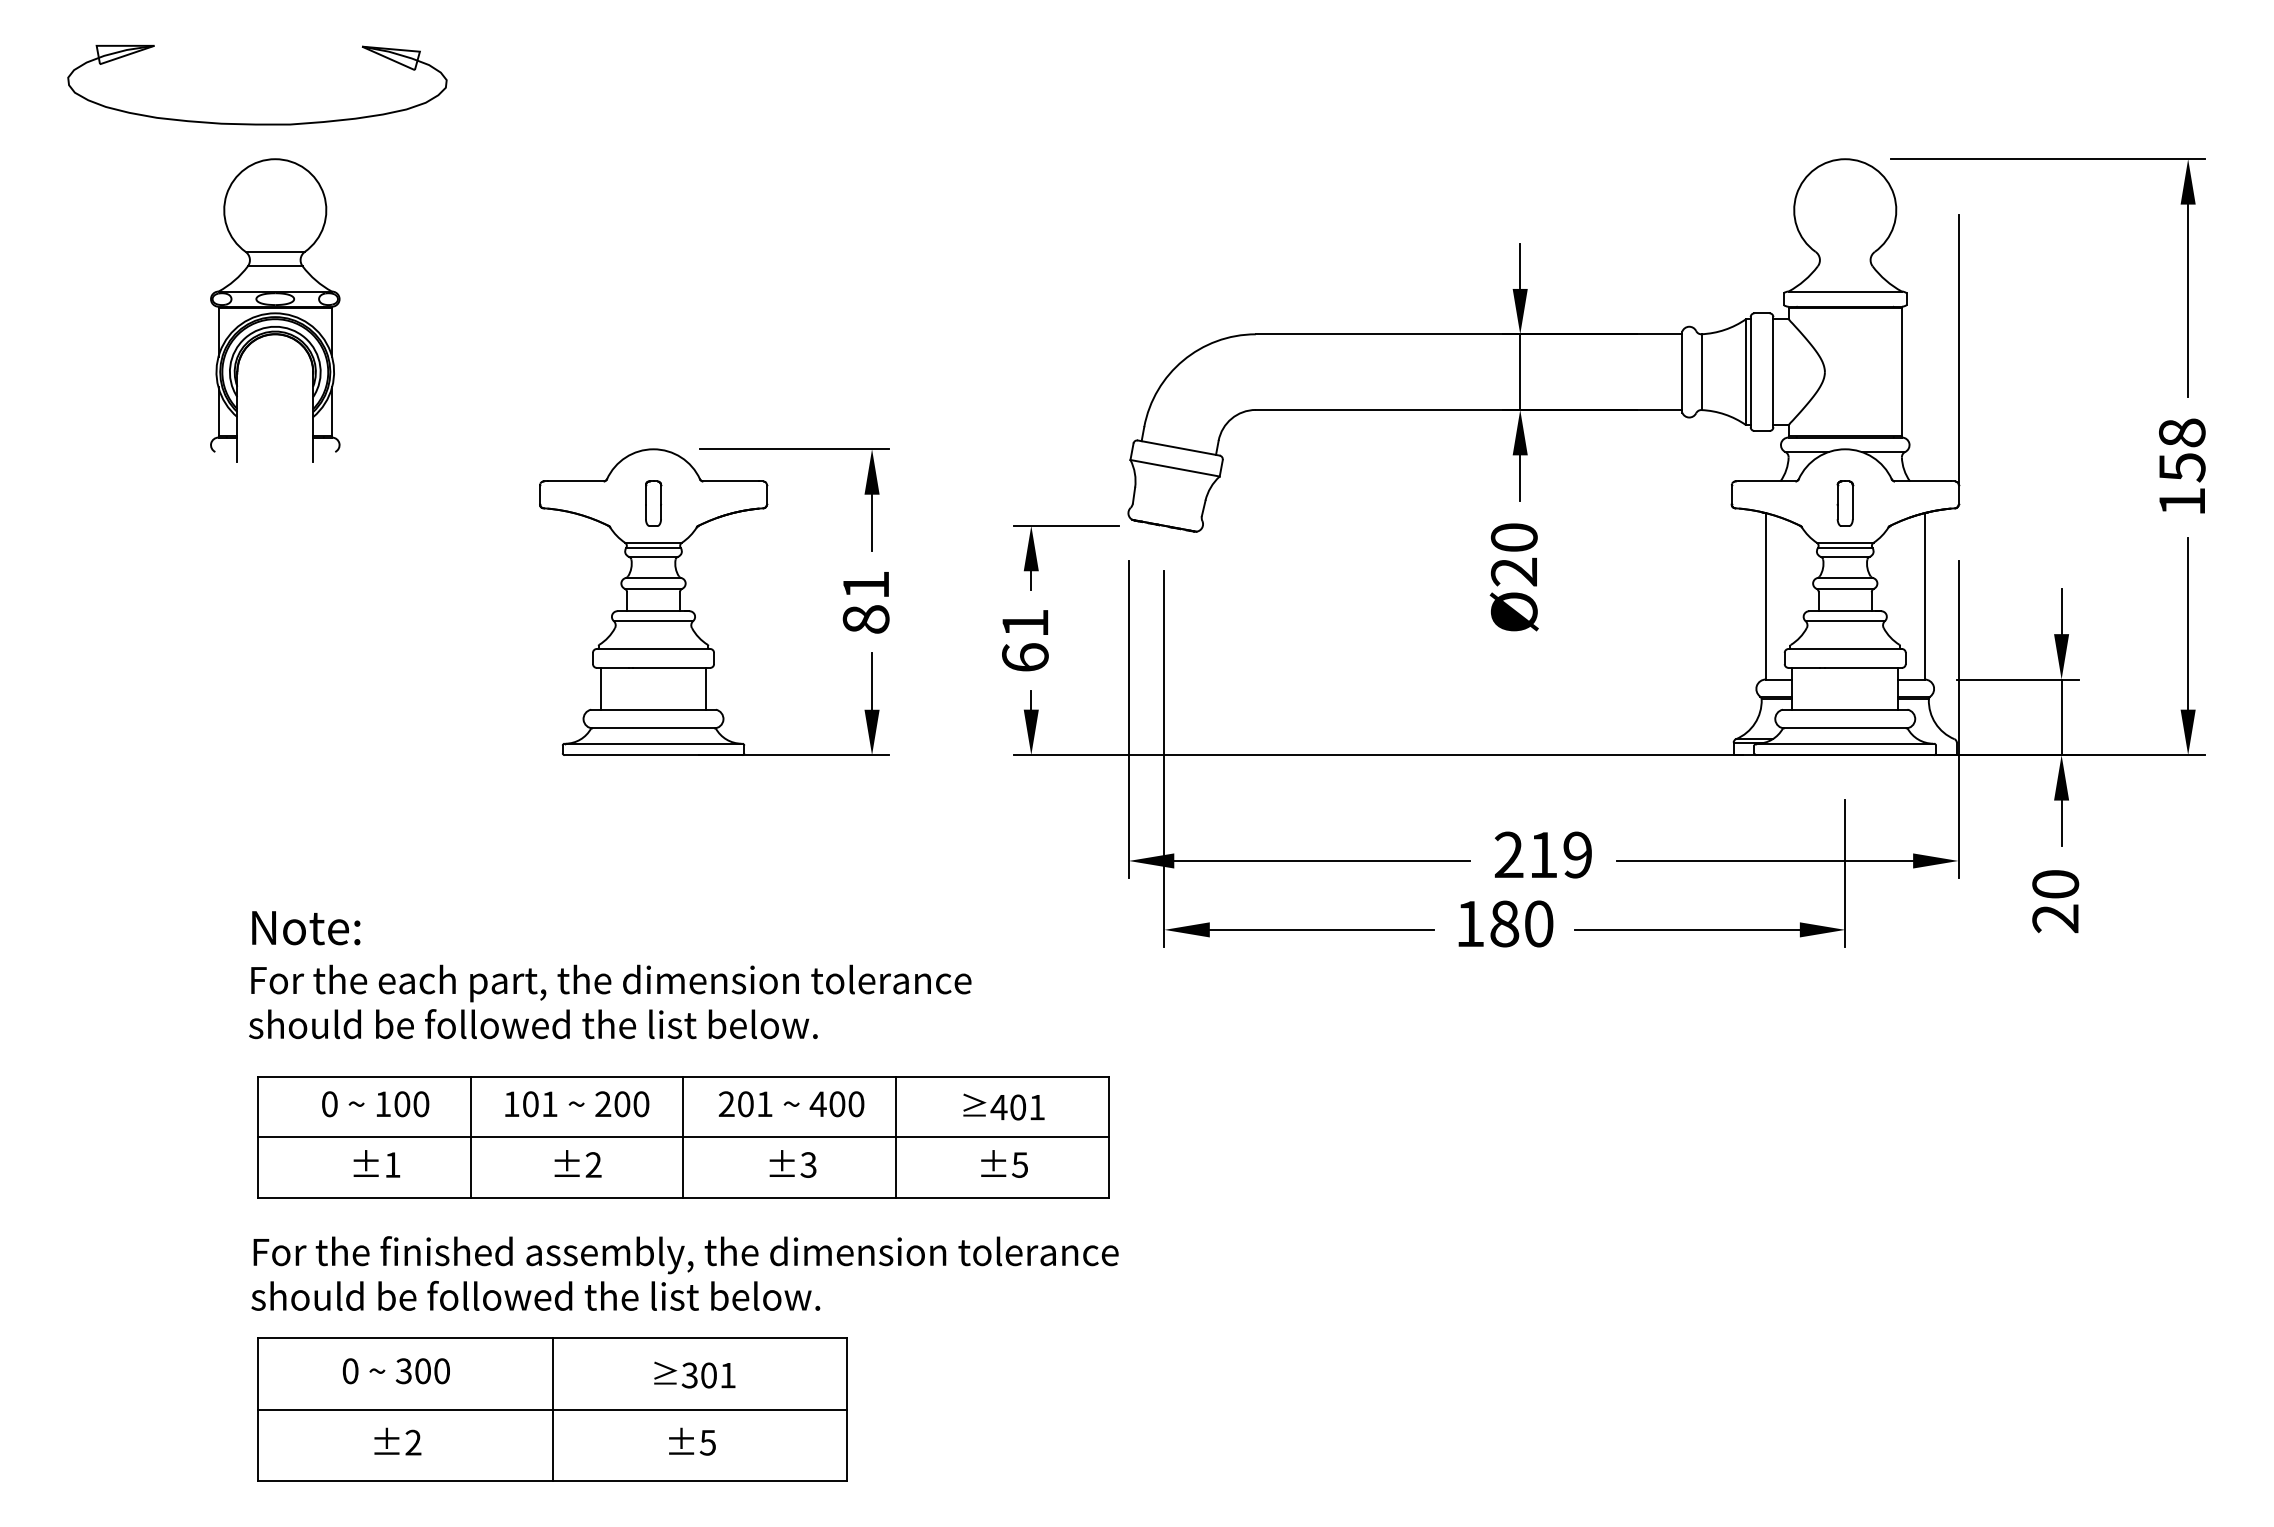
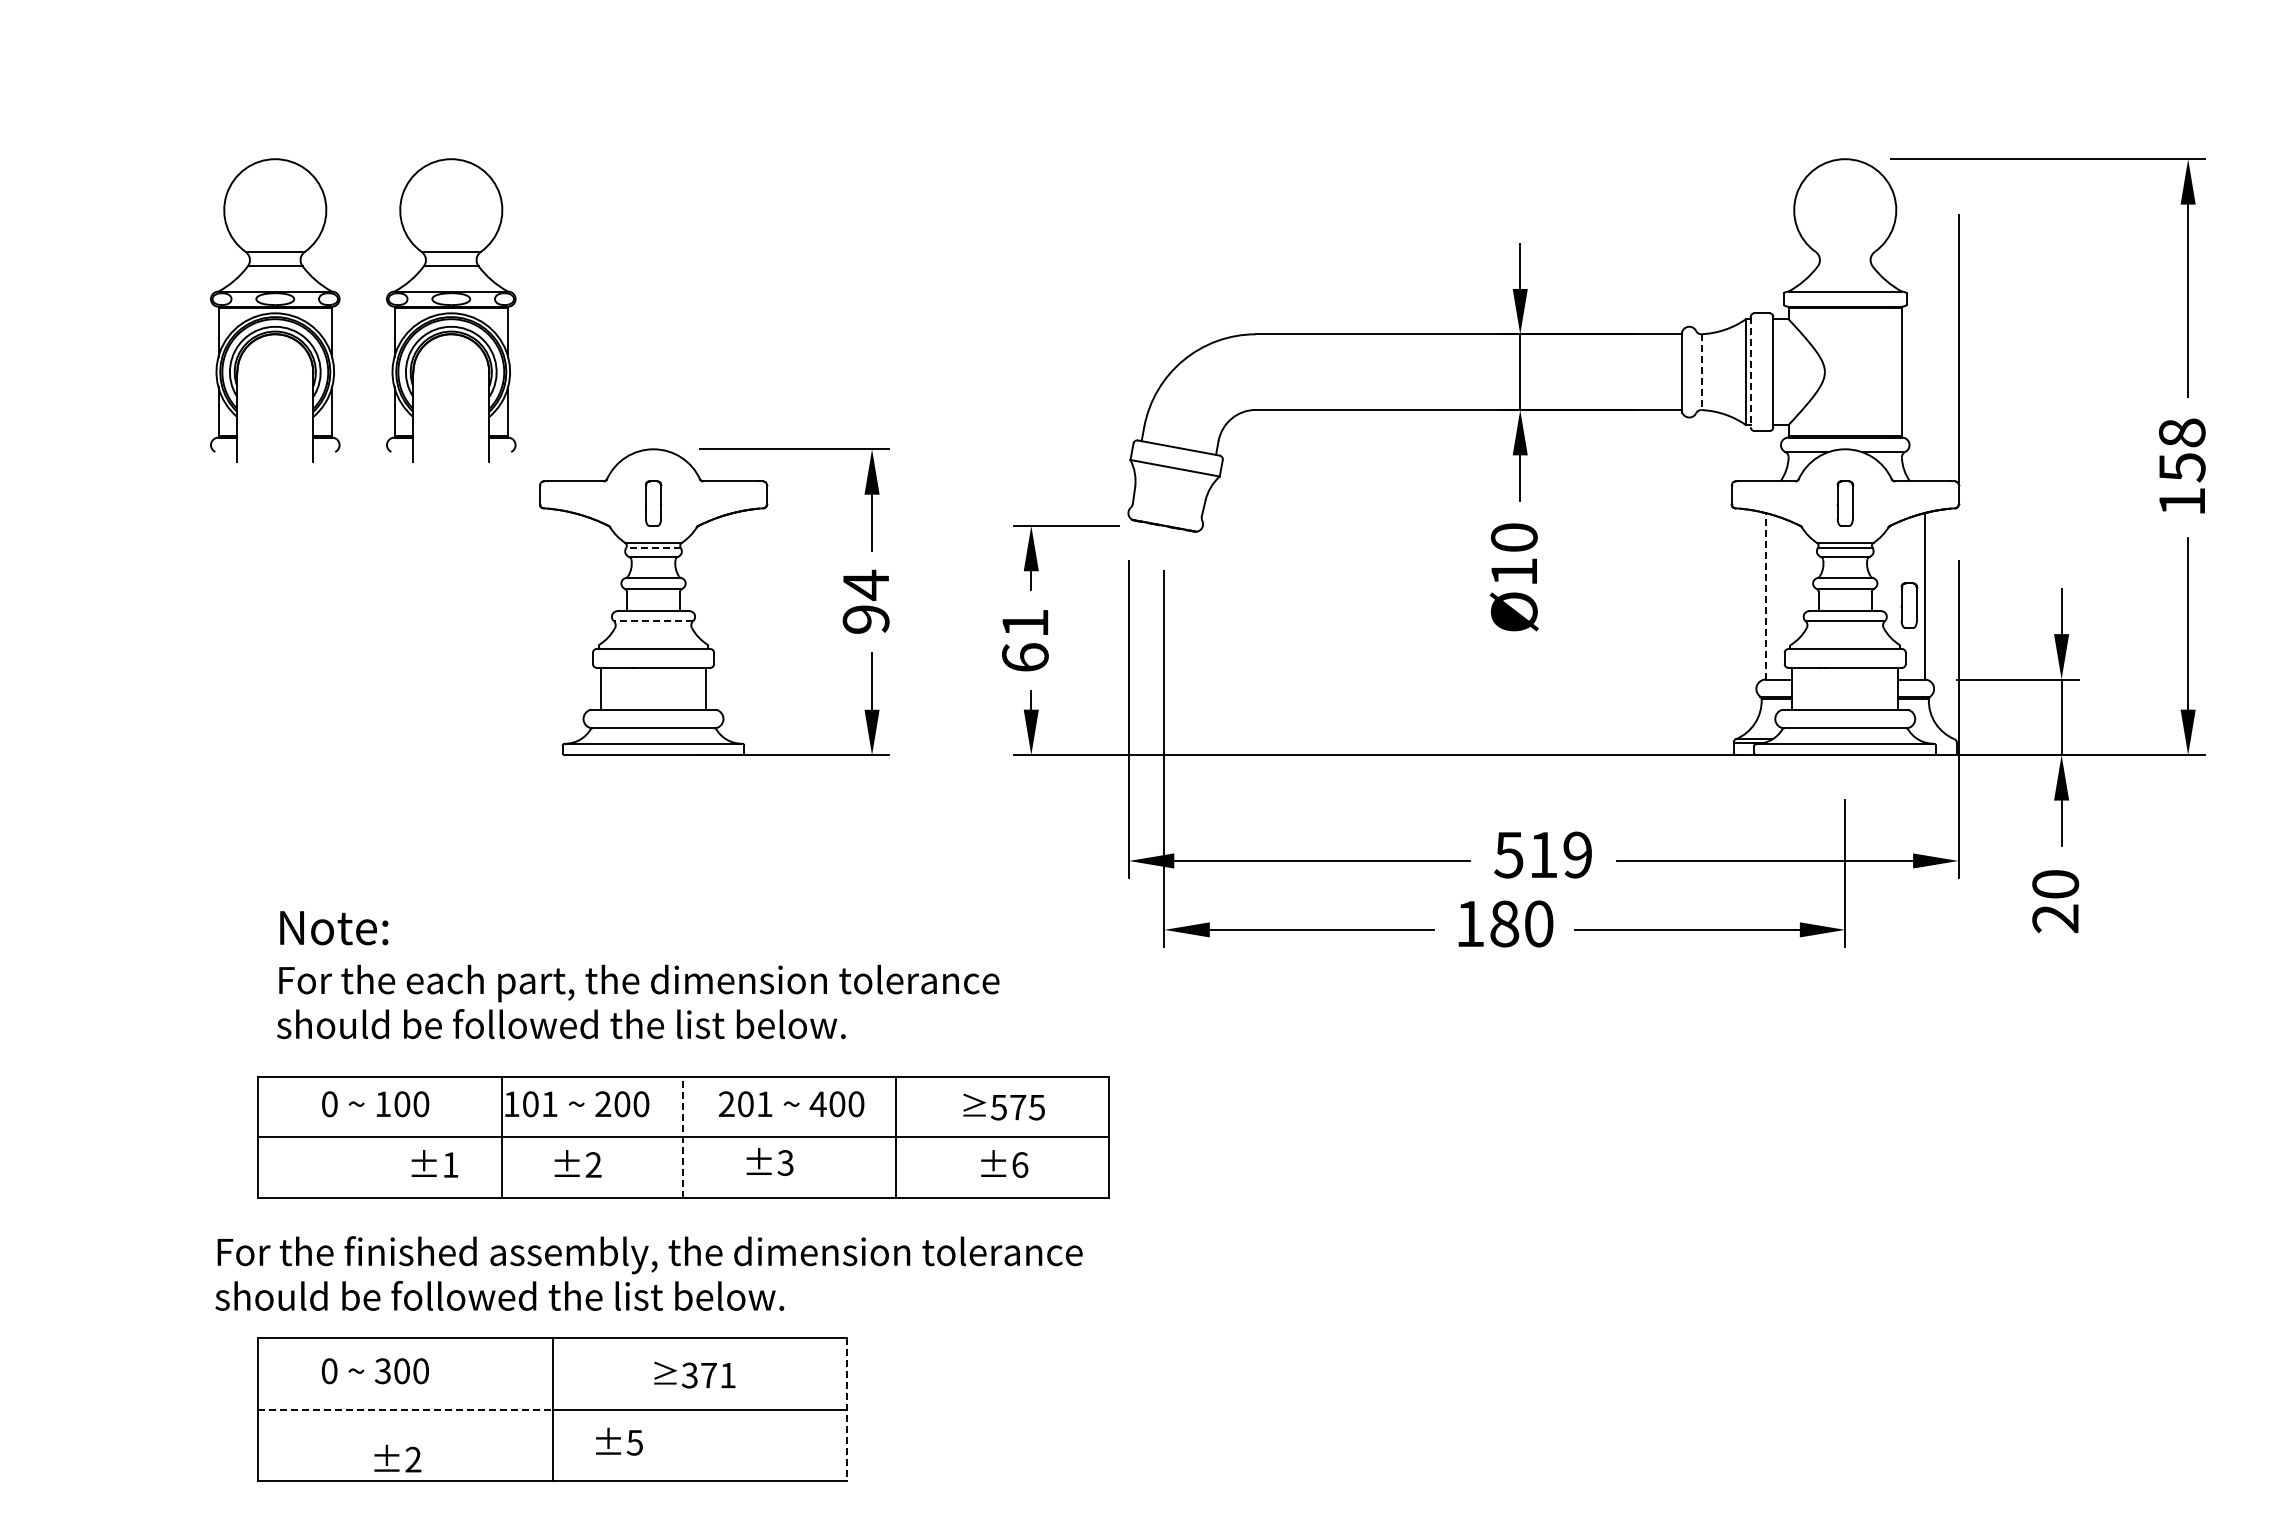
part: present -> none (257, 123)
part: none -> present (451, 310)
line: solid -> dashed (1701, 372)
line: solid -> dashed (1750, 372)
line: solid -> dashed (653, 548)
text: 20 -> 10 (1513, 571)
line: solid -> dashed (1765, 595)
text: 81 -> 94 (865, 601)
part: none -> present (1909, 605)
line: solid -> dashed (653, 621)
text: 219 -> 519 (1508, 854)
text position: (610, 975) -> (638, 975) (638, 975)
text: 401 -> 575 (1017, 1107)
line position: (470, 1137) -> (501, 1137) (501, 1137)
line: solid -> dashed (683, 1137)
text position: (376, 1163) -> (434, 1163) (434, 1163)
text position: (792, 1163) -> (769, 1161) (769, 1161)
text: ±5 -> ±6 (1020, 1164)
text position: (684, 1273) -> (648, 1273) (648, 1273)
text position: (395, 1371) -> (374, 1371) (374, 1371)
text: 301 -> 371 (708, 1375)
line: solid -> dashed (405, 1409)
line: solid -> dashed (847, 1409)
text position: (397, 1441) -> (397, 1458) (397, 1458)
text position: (692, 1441) -> (619, 1441) (619, 1441)
